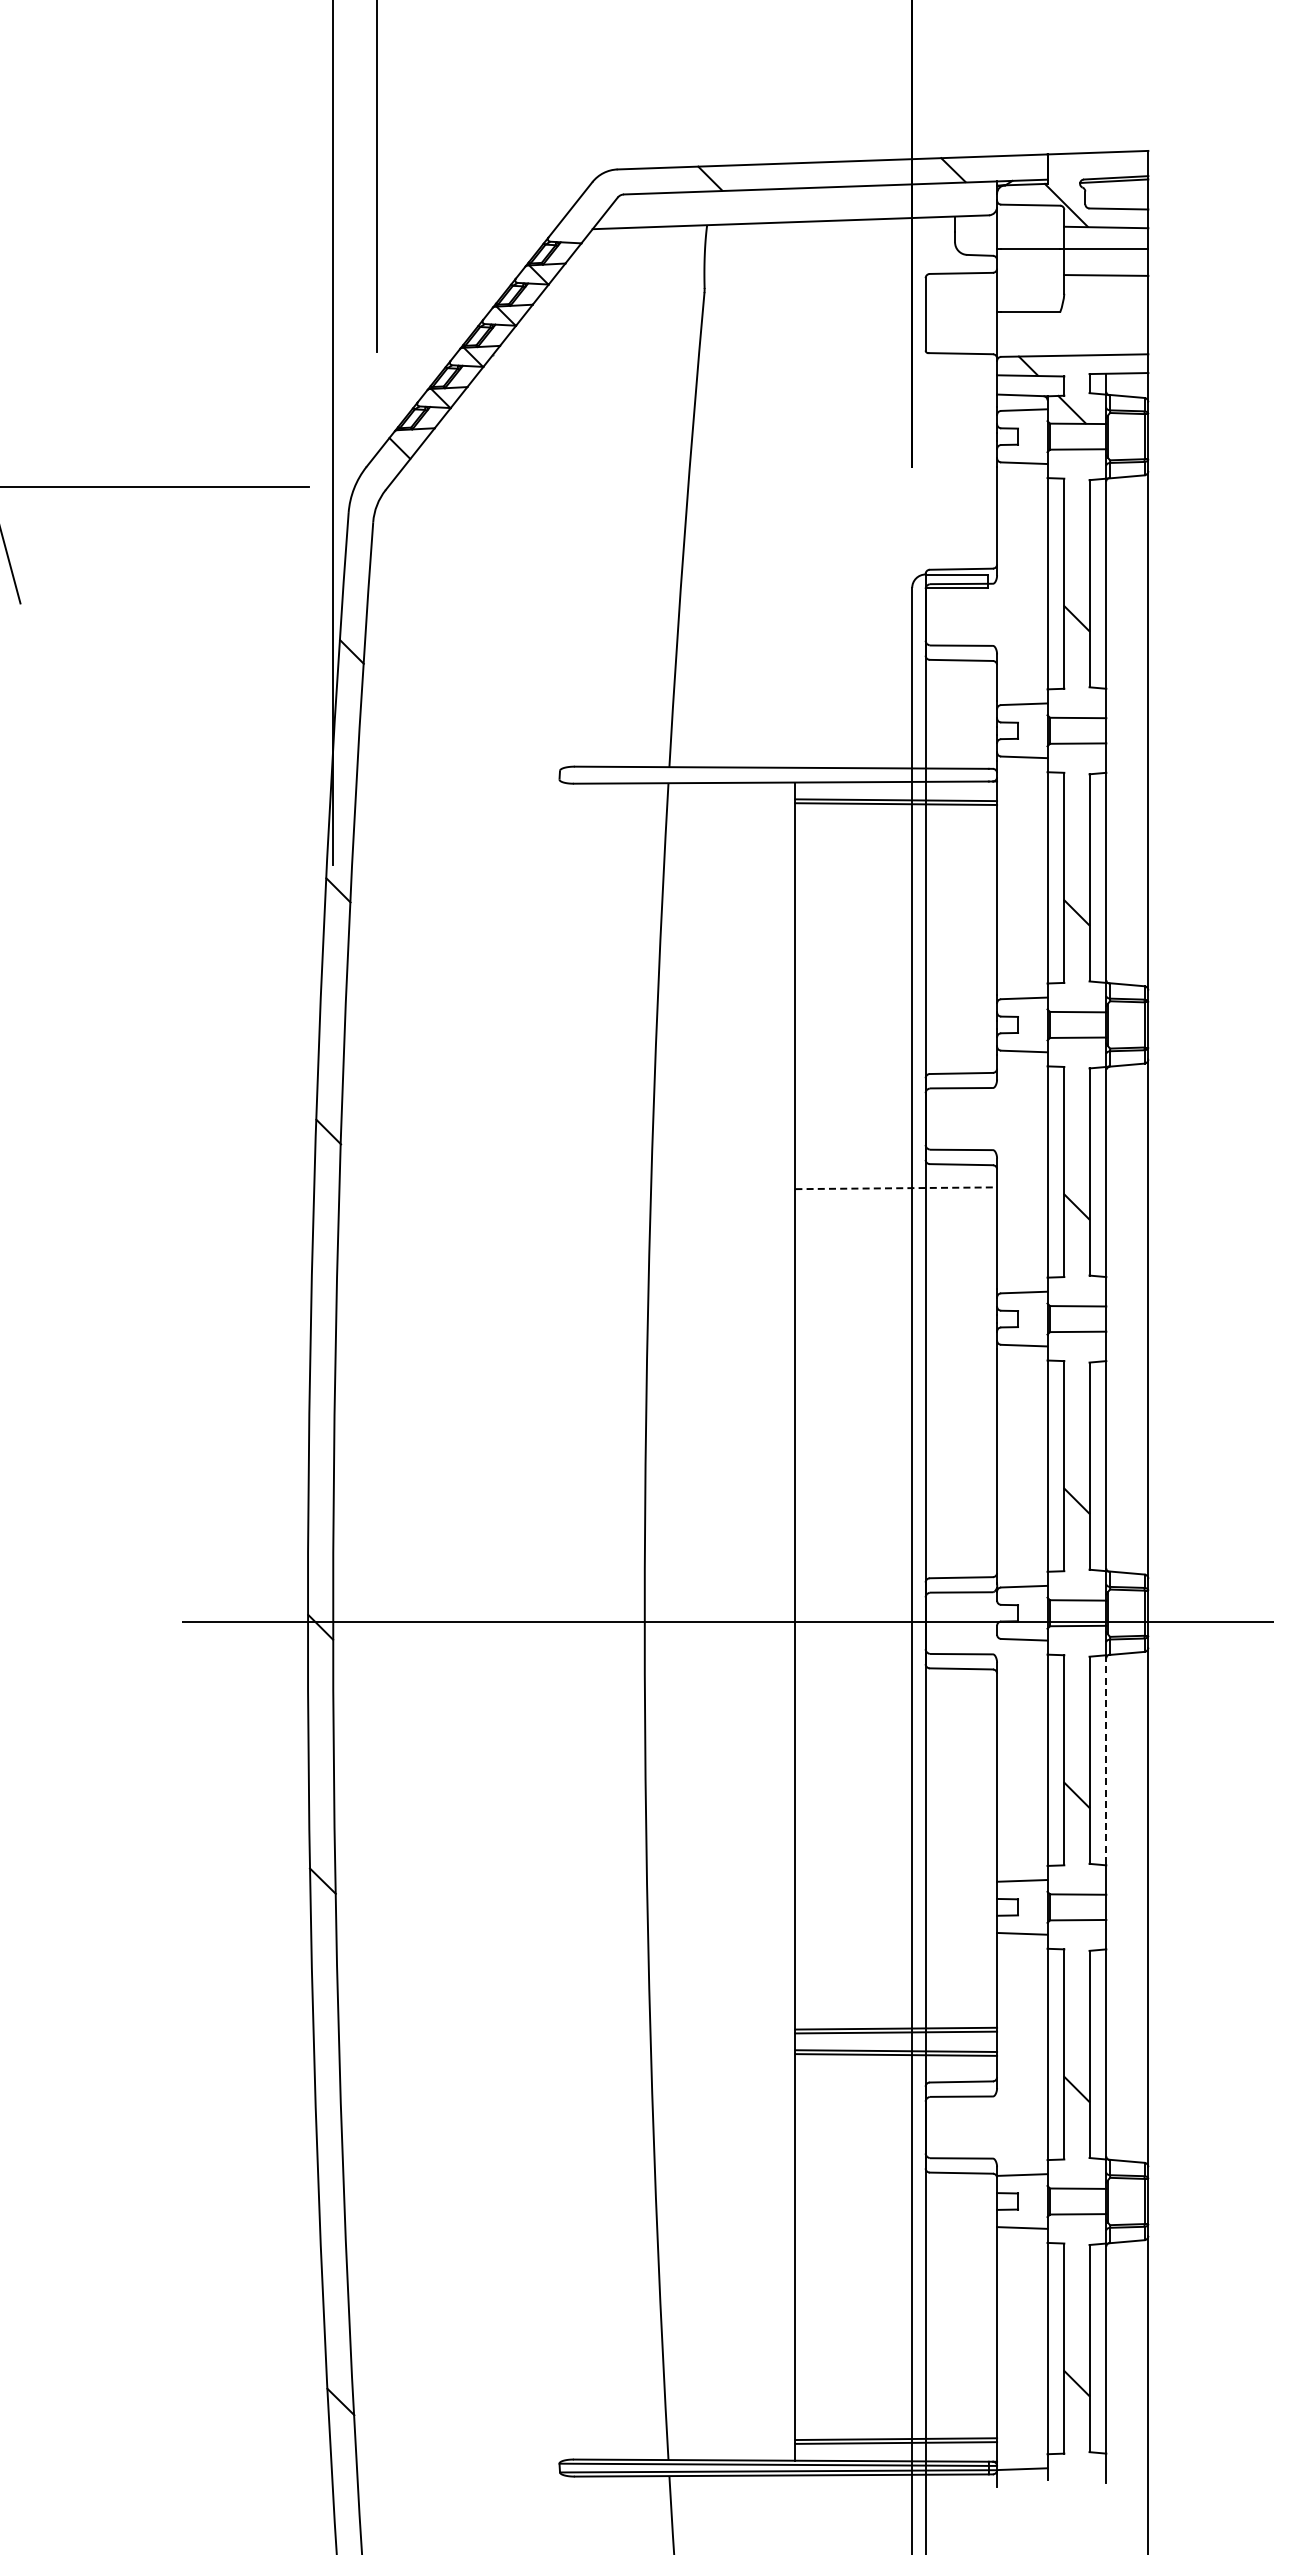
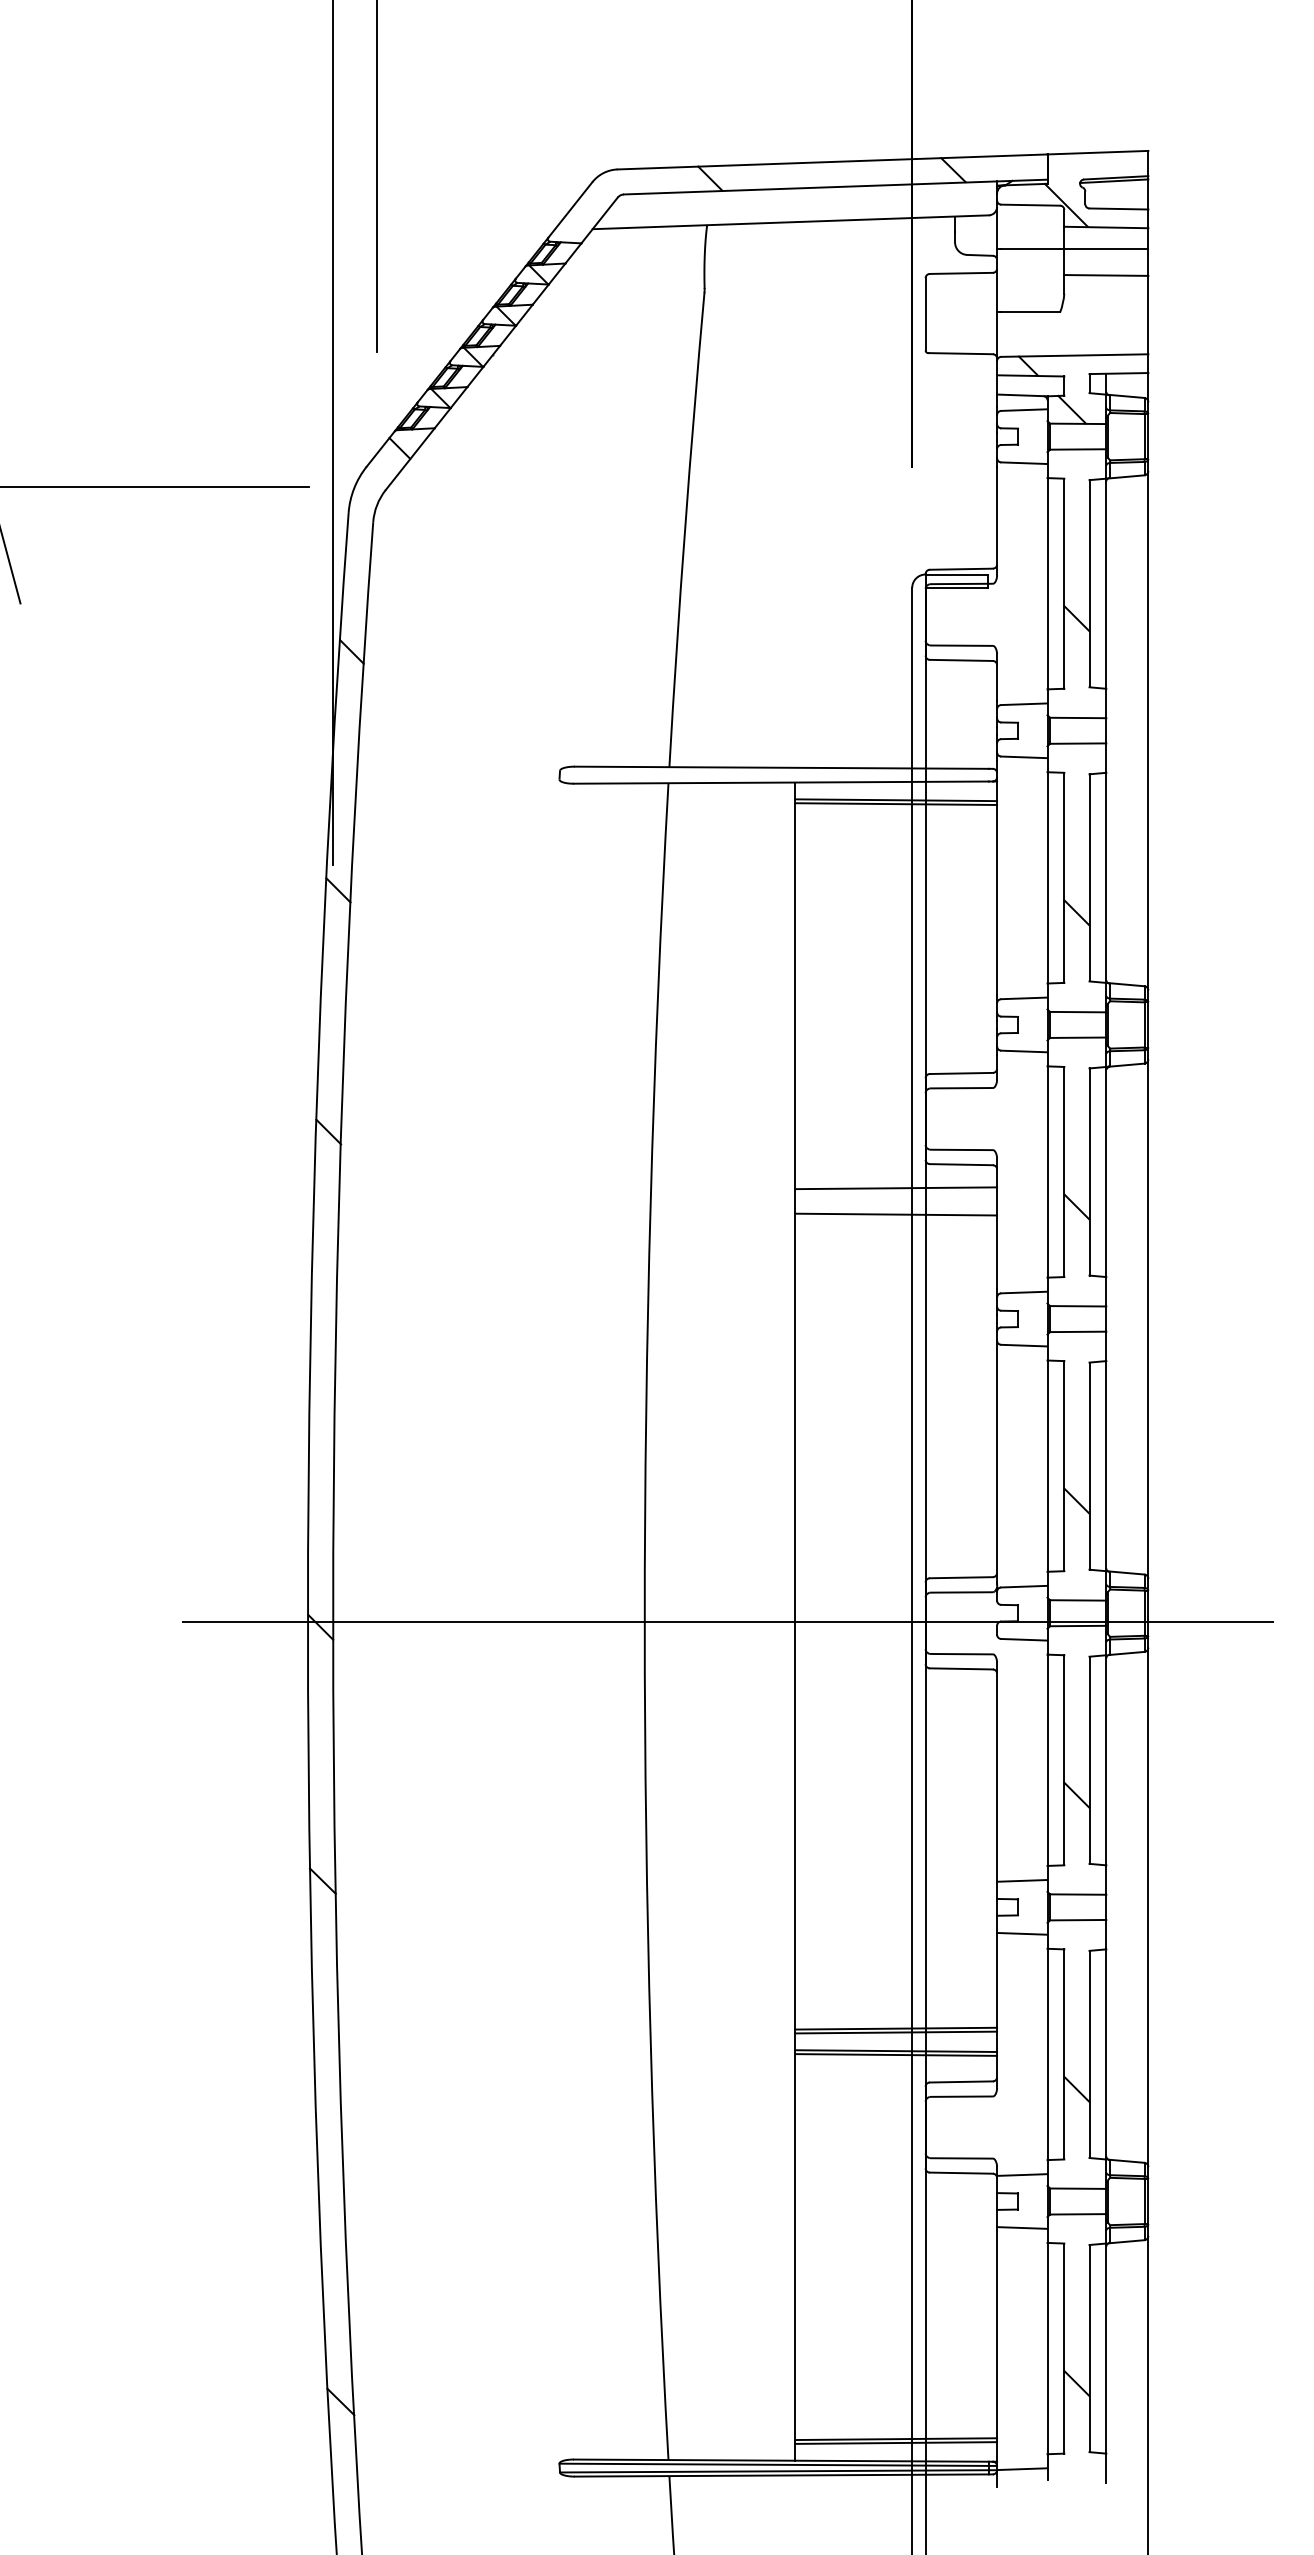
line: dashed -> solid (896, 1188)
line: none -> present (896, 1214)
line: dashed -> solid (1106, 1760)
